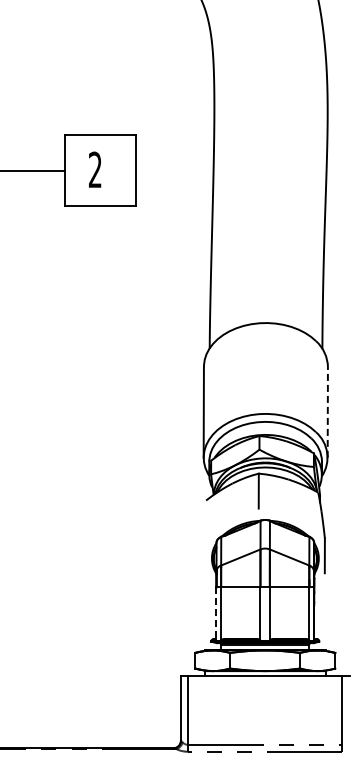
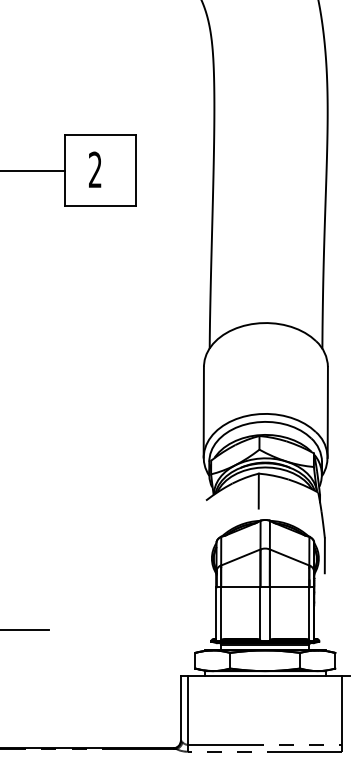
line: dashed -> solid (327, 411)
line: dashed -> solid (216, 613)
line: none -> present (25, 630)
